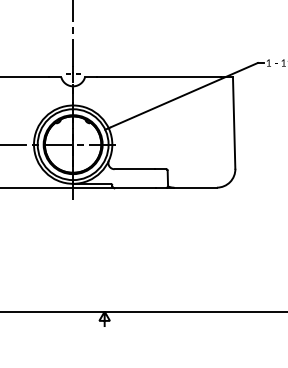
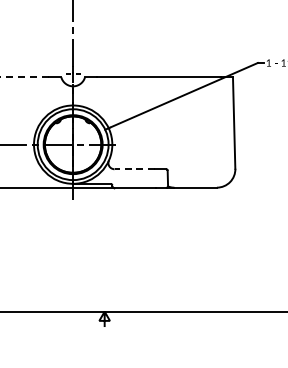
line: solid -> dashed (24, 77)
line: solid -> dashed (134, 169)
